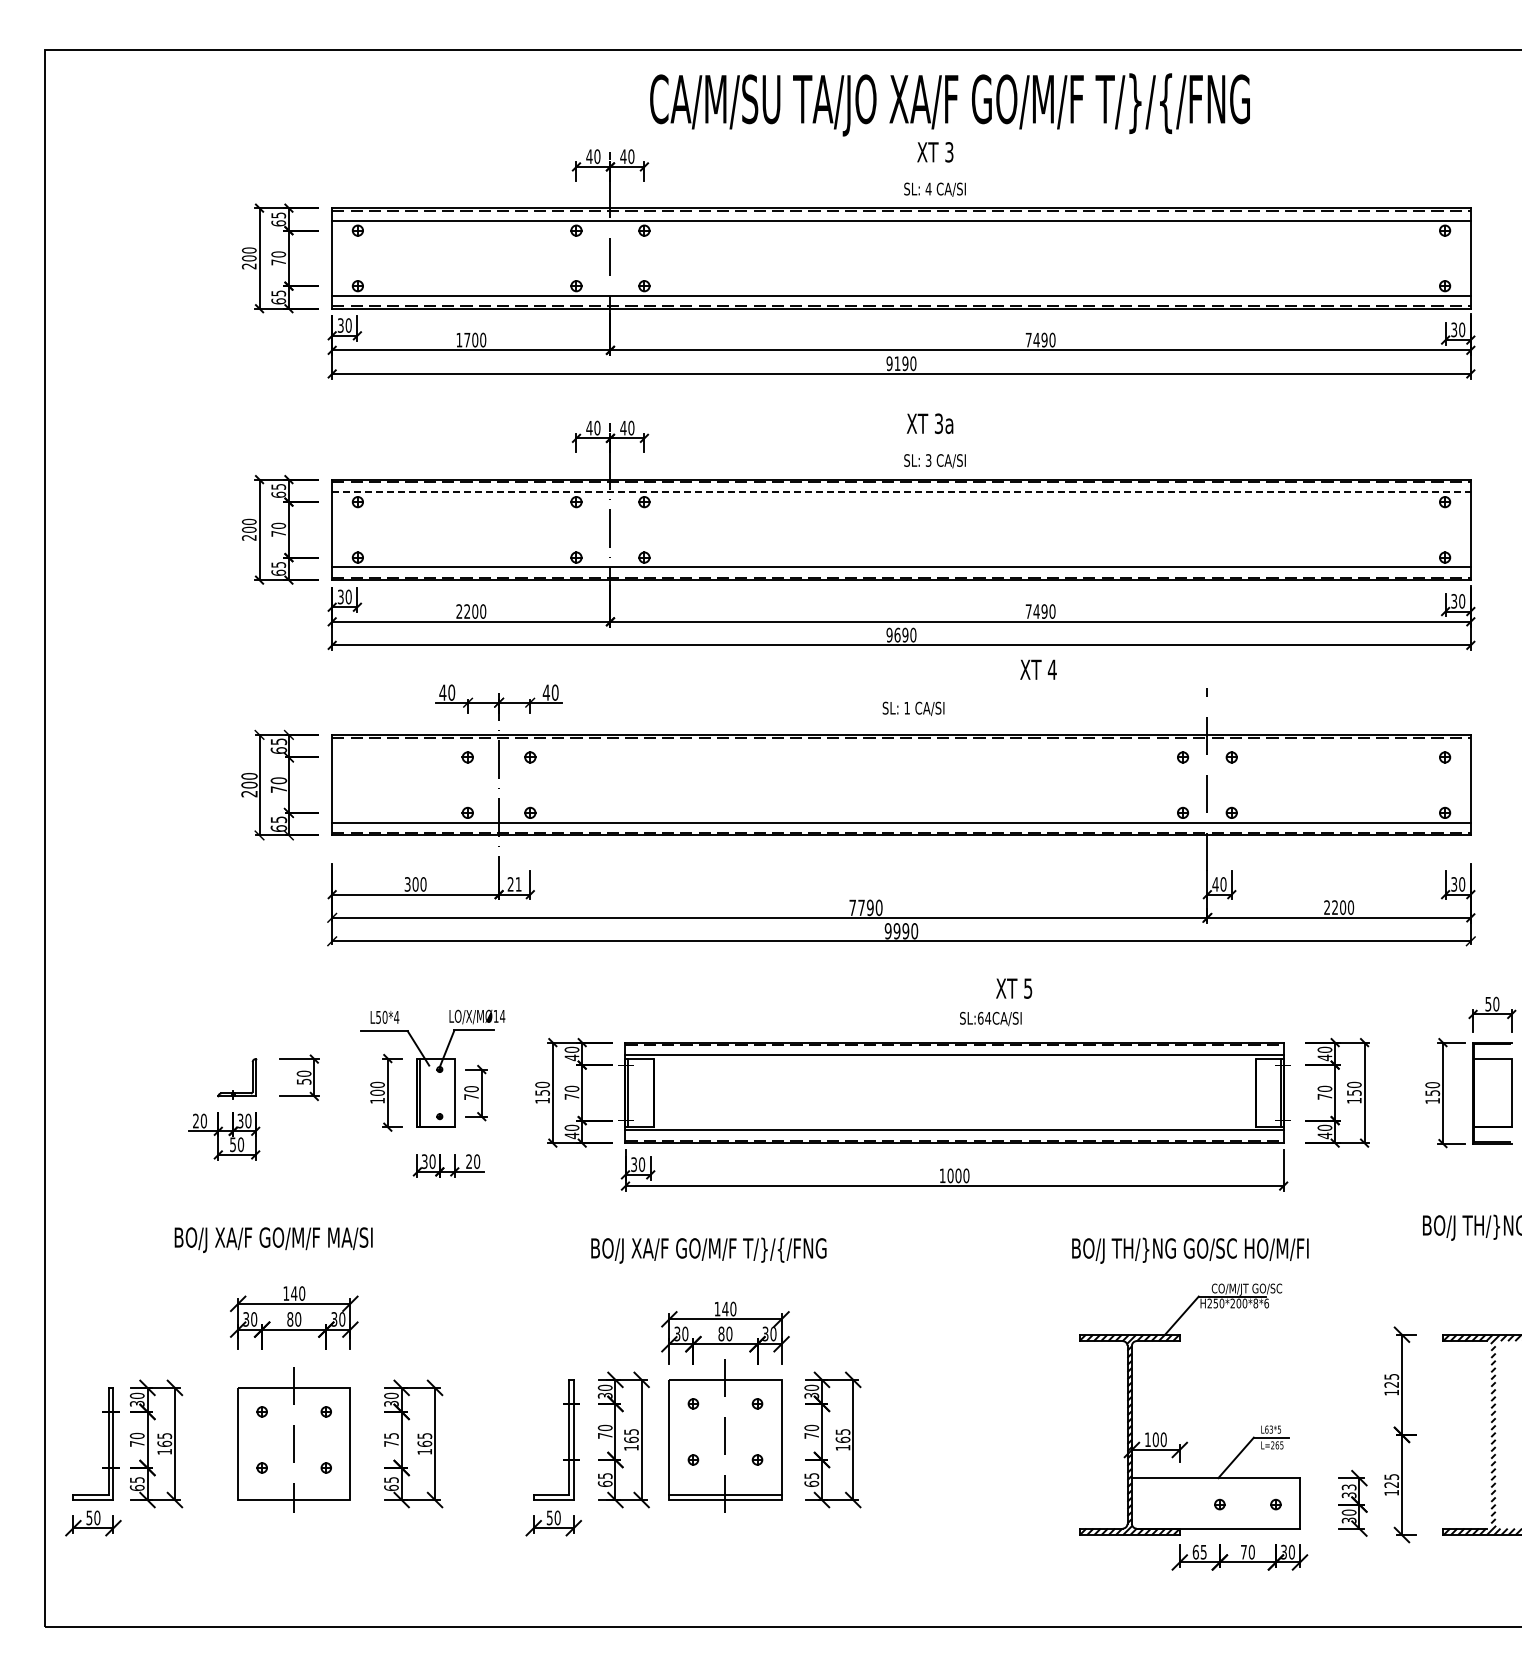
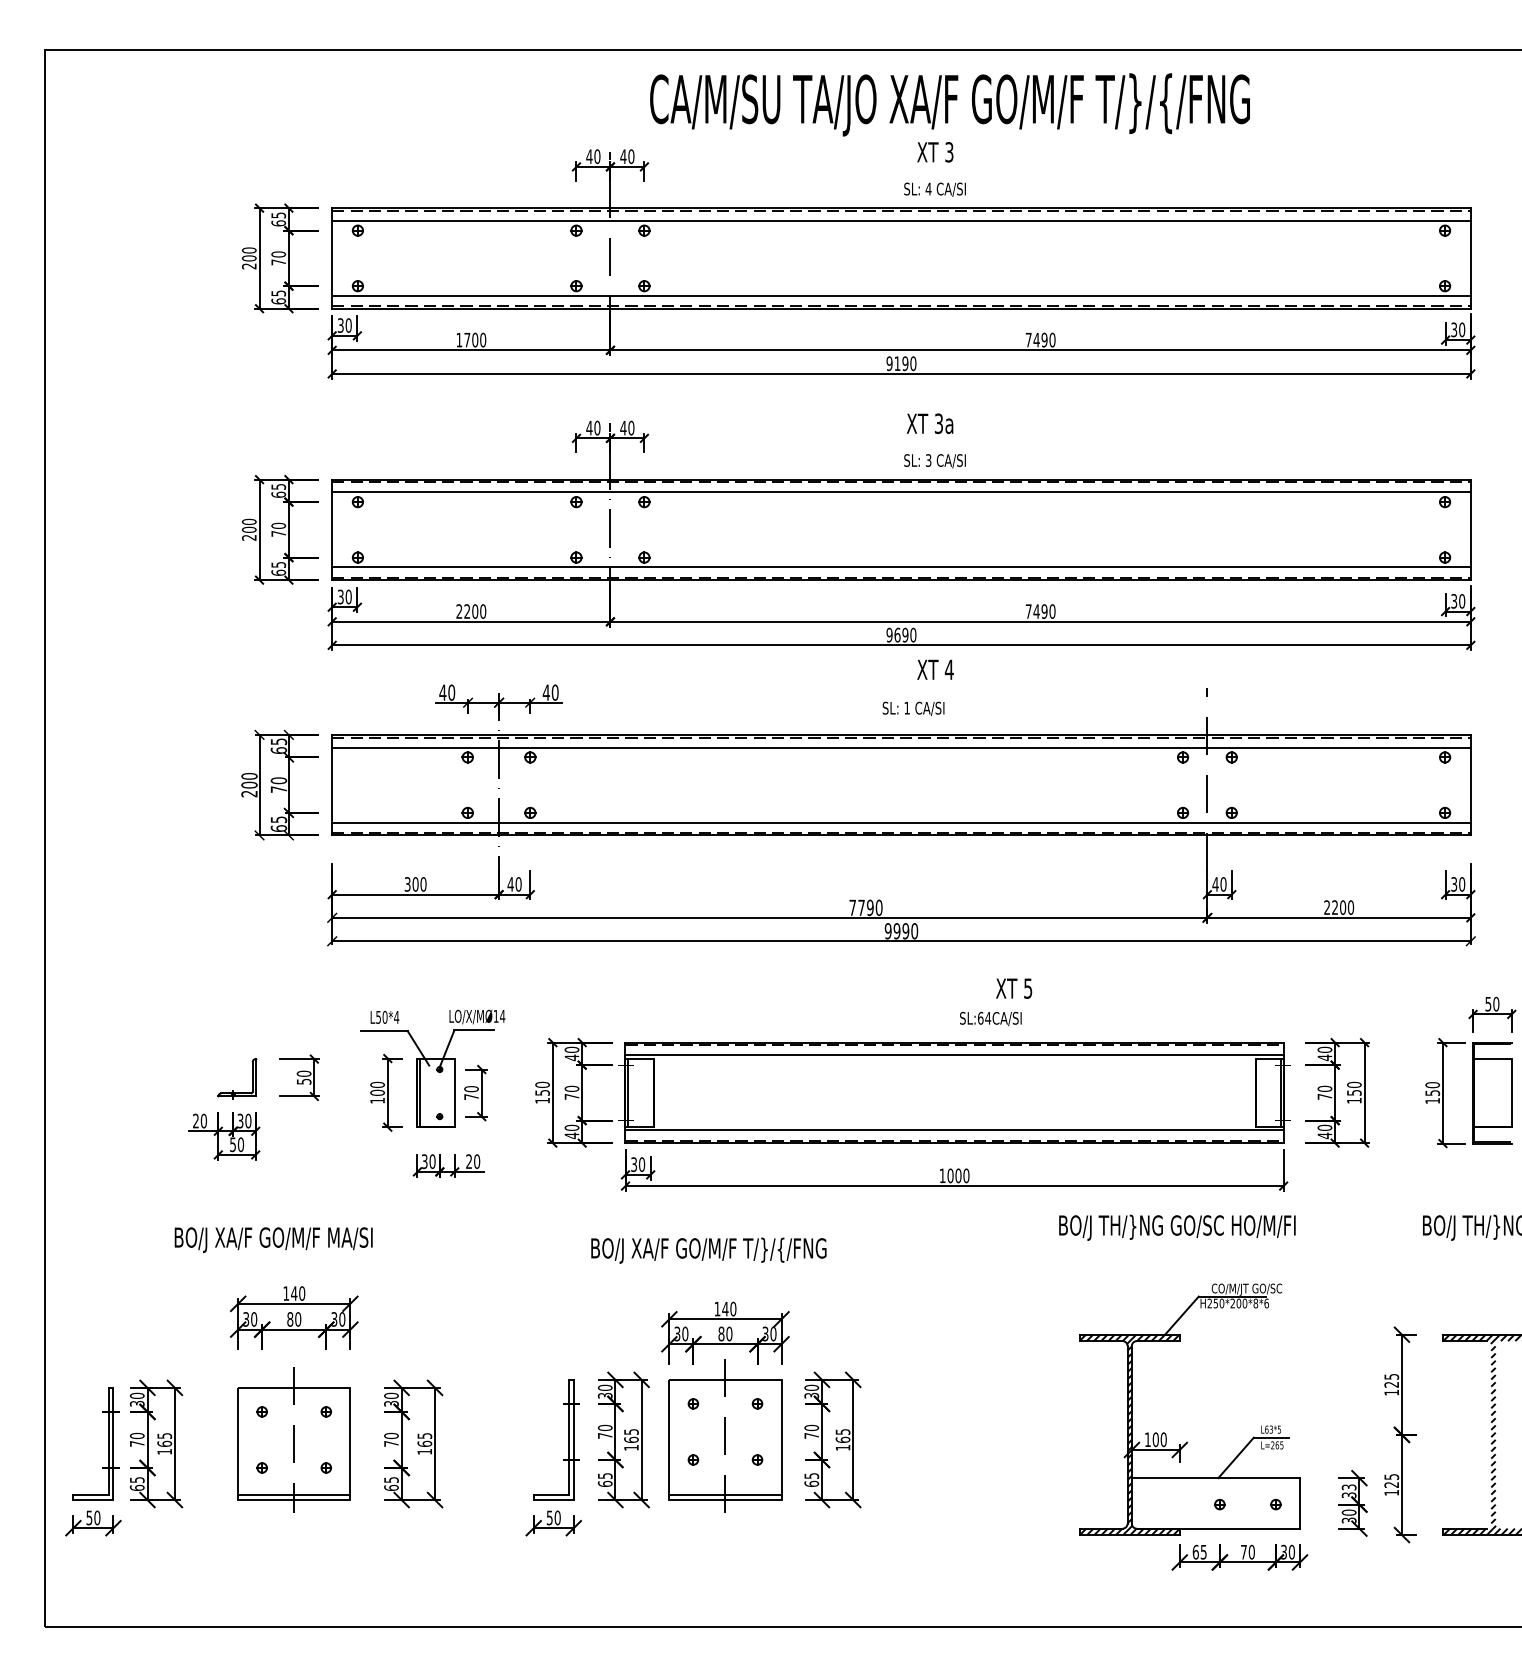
line: dashed -> solid (902, 492)
text position: (1038, 669) -> (935, 669) (935, 669)
line: none -> present (901, 747)
text: 21 -> 40 (514, 884)
text position: (1190, 1250) -> (1177, 1227) (1177, 1227)
text: 75 -> 70 (391, 1435)
line: none -> present (294, 1495)
